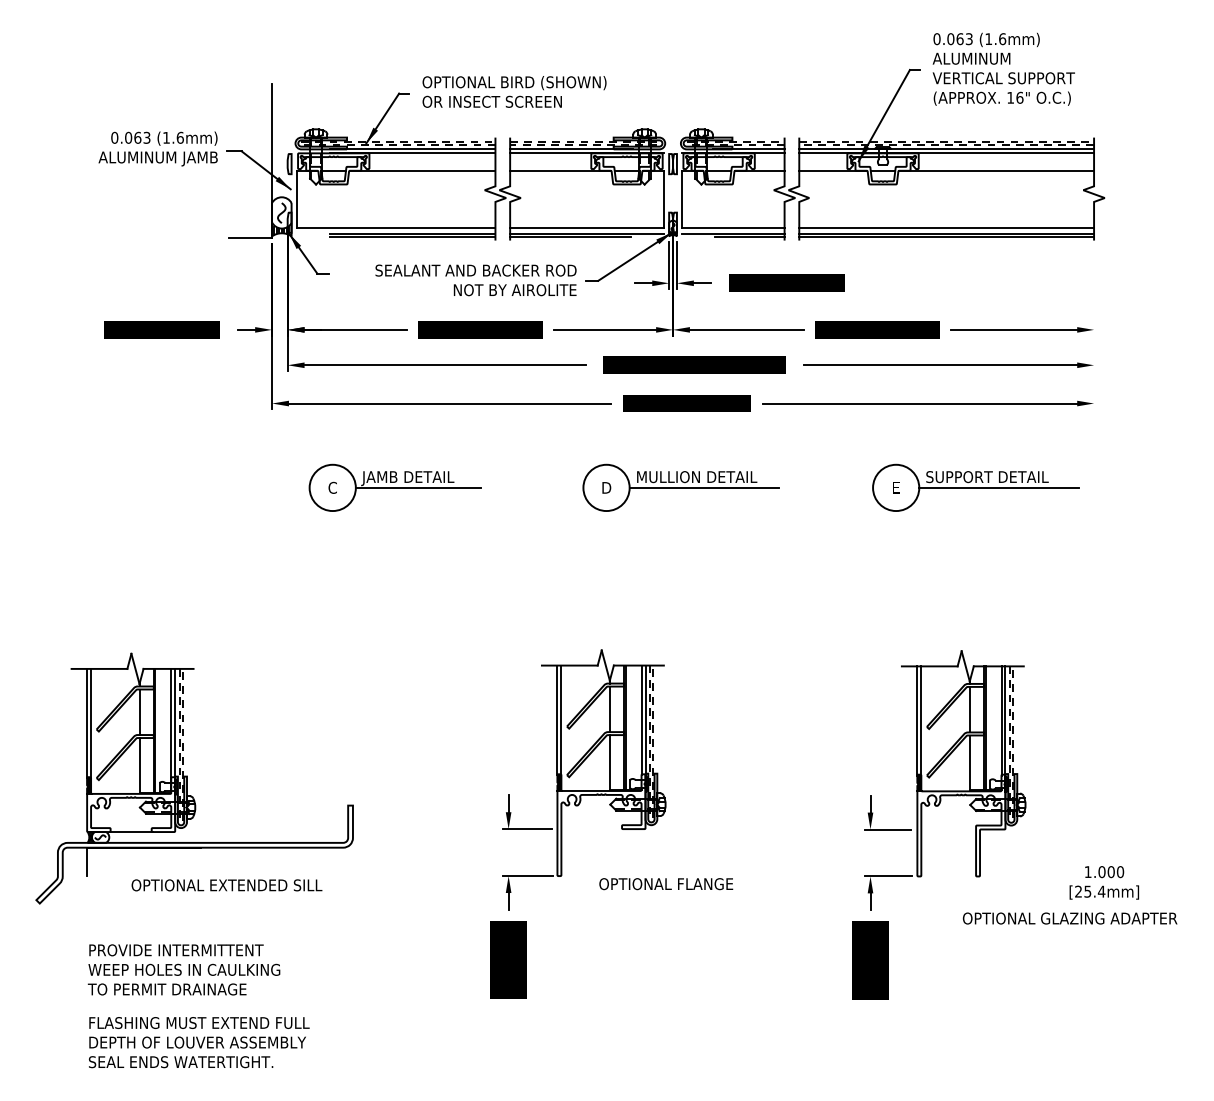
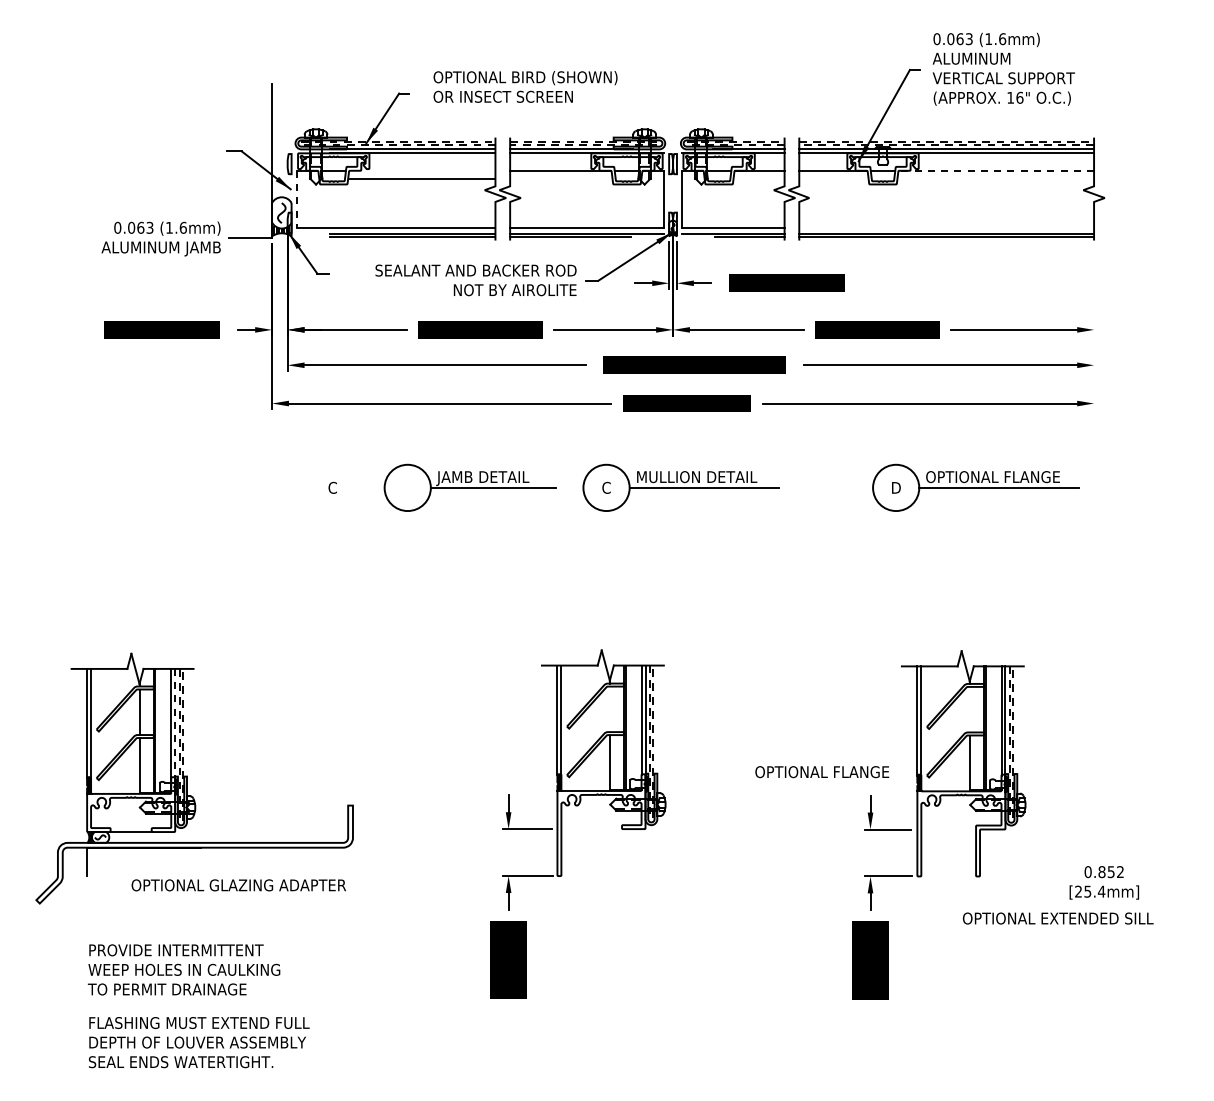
text position: (514, 91) -> (525, 86) (525, 86)
text position: (157, 148) -> (160, 238) (160, 238)
line position: (422, 170) -> (422, 178) (422, 178)
line: solid -> dashed (996, 170)
line: solid -> dashed (296, 199)
line: present -> none (946, 228)
text: SUPPORT DETAIL -> OPTIONAL FLANGE (992, 477)
part position: (394, 487) -> (469, 487) (469, 487)
text: D -> C (606, 487)
text: E -> D (896, 487)
line: present -> none (610, 709)
line: present -> none (970, 709)
line: solid -> dashed (175, 723)
text: 1.000 -> 0.852 (1104, 872)
text position: (666, 884) -> (822, 772) (822, 772)
text: OPTIONAL EXTENDED SILL -> OPTIONAL GLAZING ADAPTER (277, 885)
text: OPTIONAL GLAZING ADAPTER -> OPTIONAL EXTENDED SILL (1109, 918)
